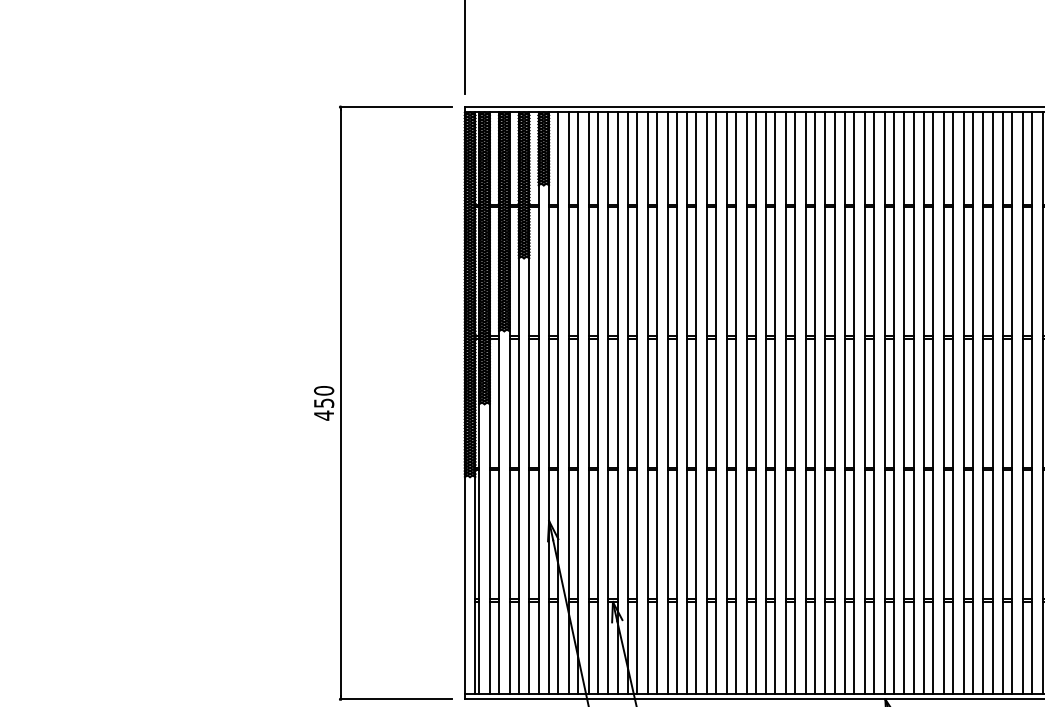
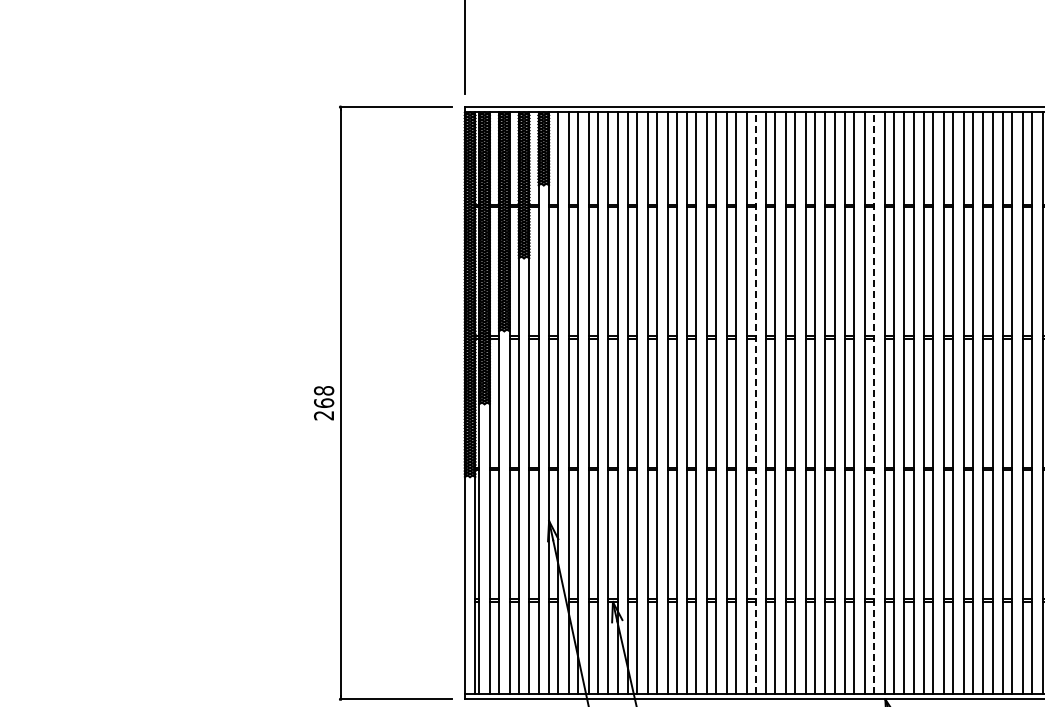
text: 450 -> 268 (324, 403)
line: solid -> dashed (755, 403)
line: solid -> dashed (874, 403)
